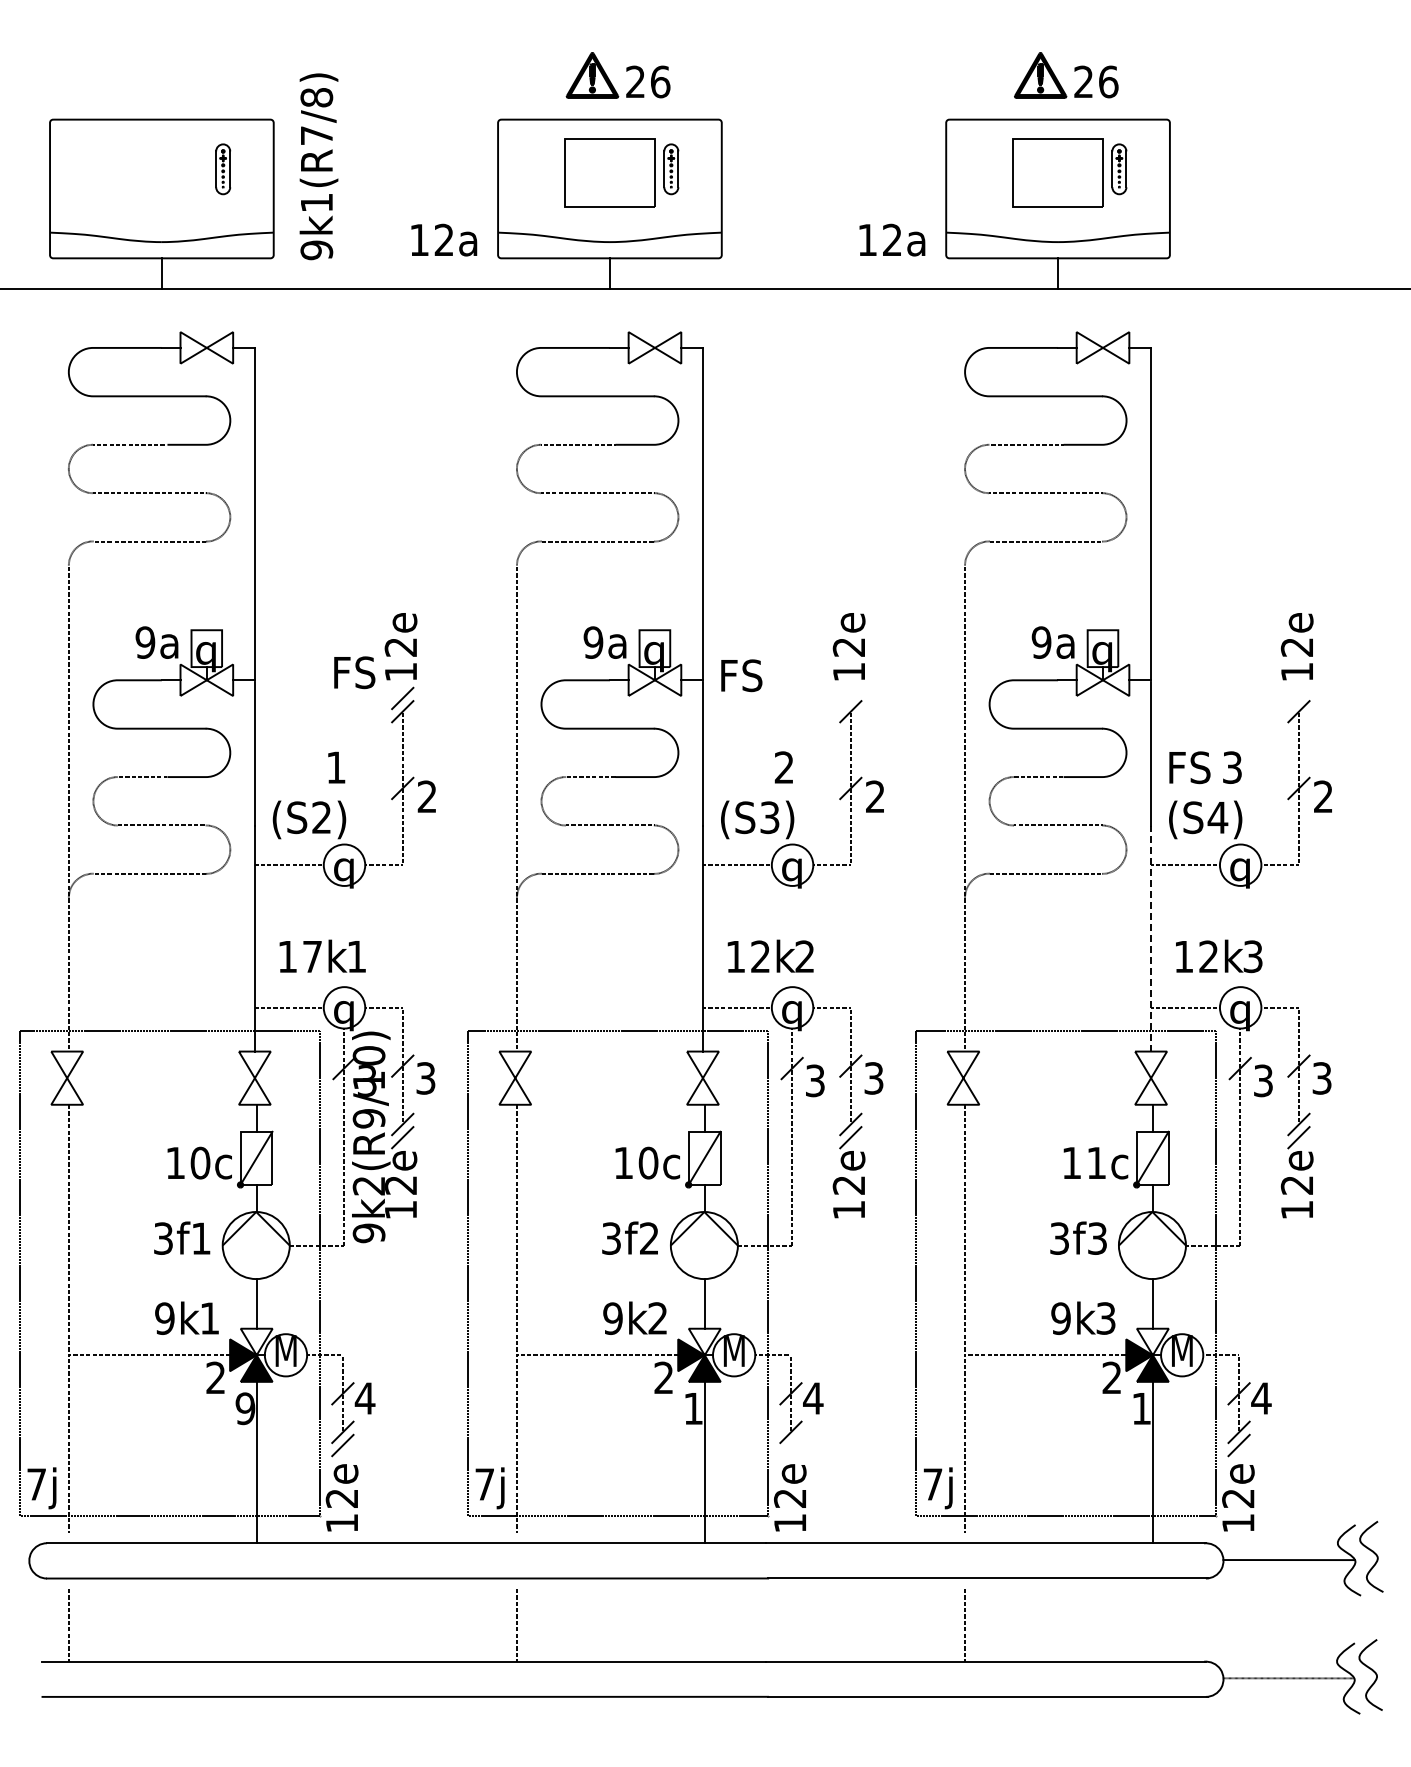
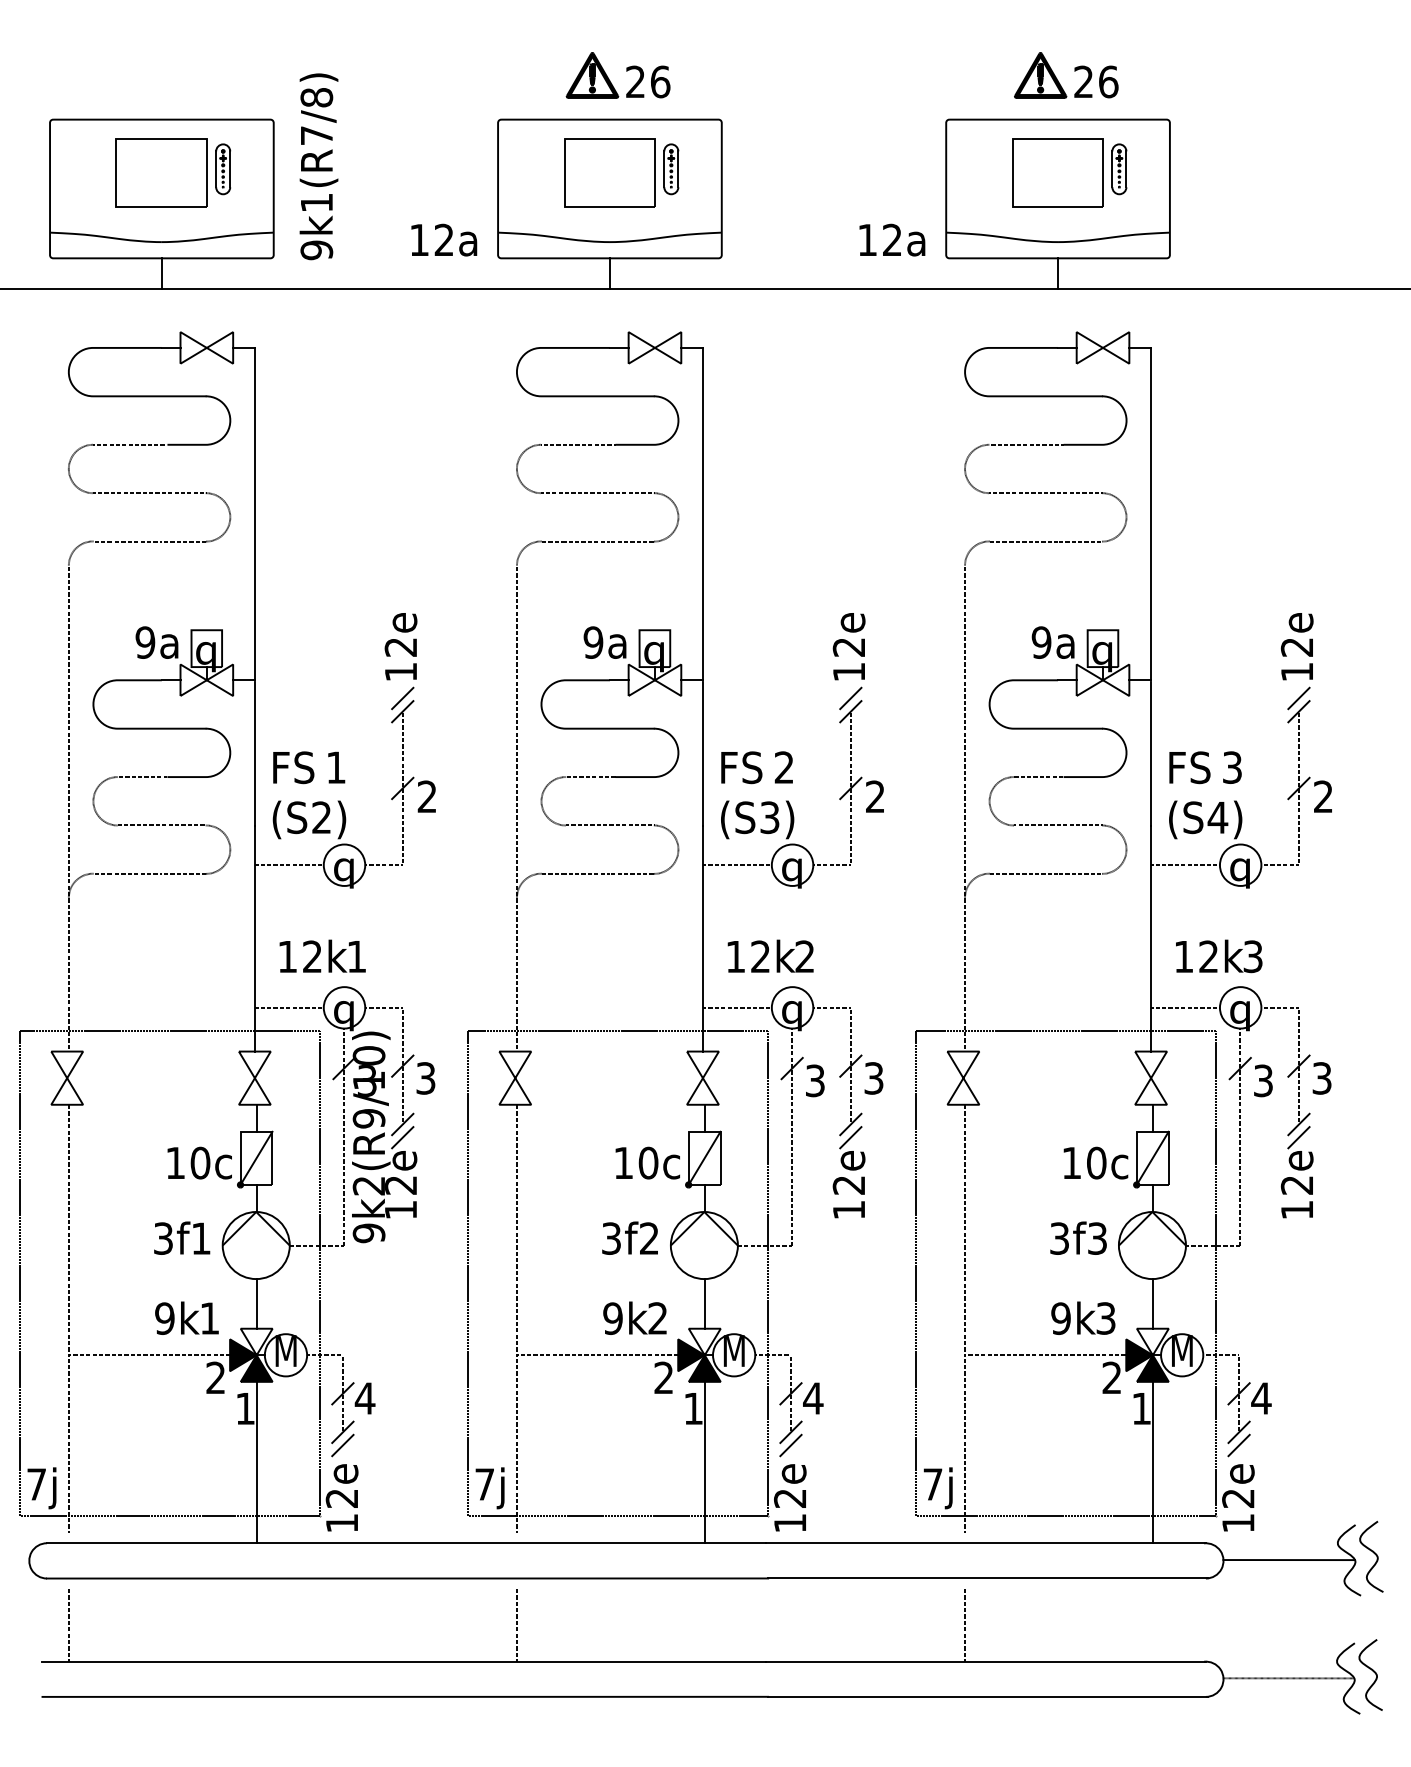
part: none -> present (161, 172)
text position: (354, 672) -> (293, 767) (293, 767)
text position: (741, 675) -> (741, 767) (741, 767)
line: none -> present (850, 698)
line: none -> present (1298, 698)
line: dashed -> solid (1151, 938)
text: 17k -> 12k (312, 956)
text: 11c -> 10c (1096, 1162)
text: 9 -> 1 (245, 1408)
line: none -> present (790, 1445)
